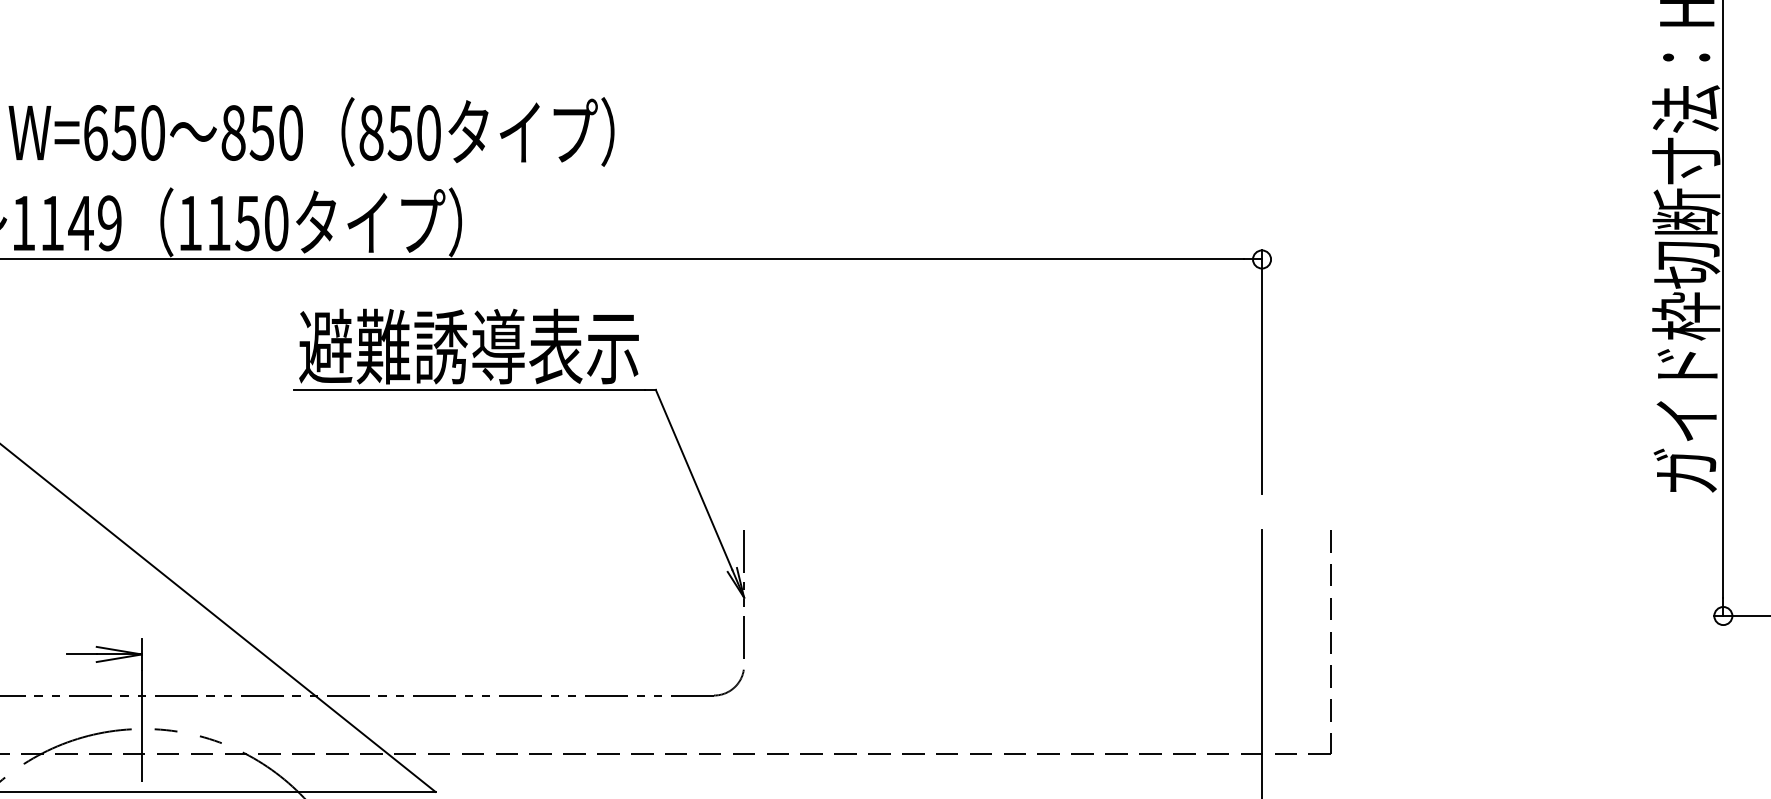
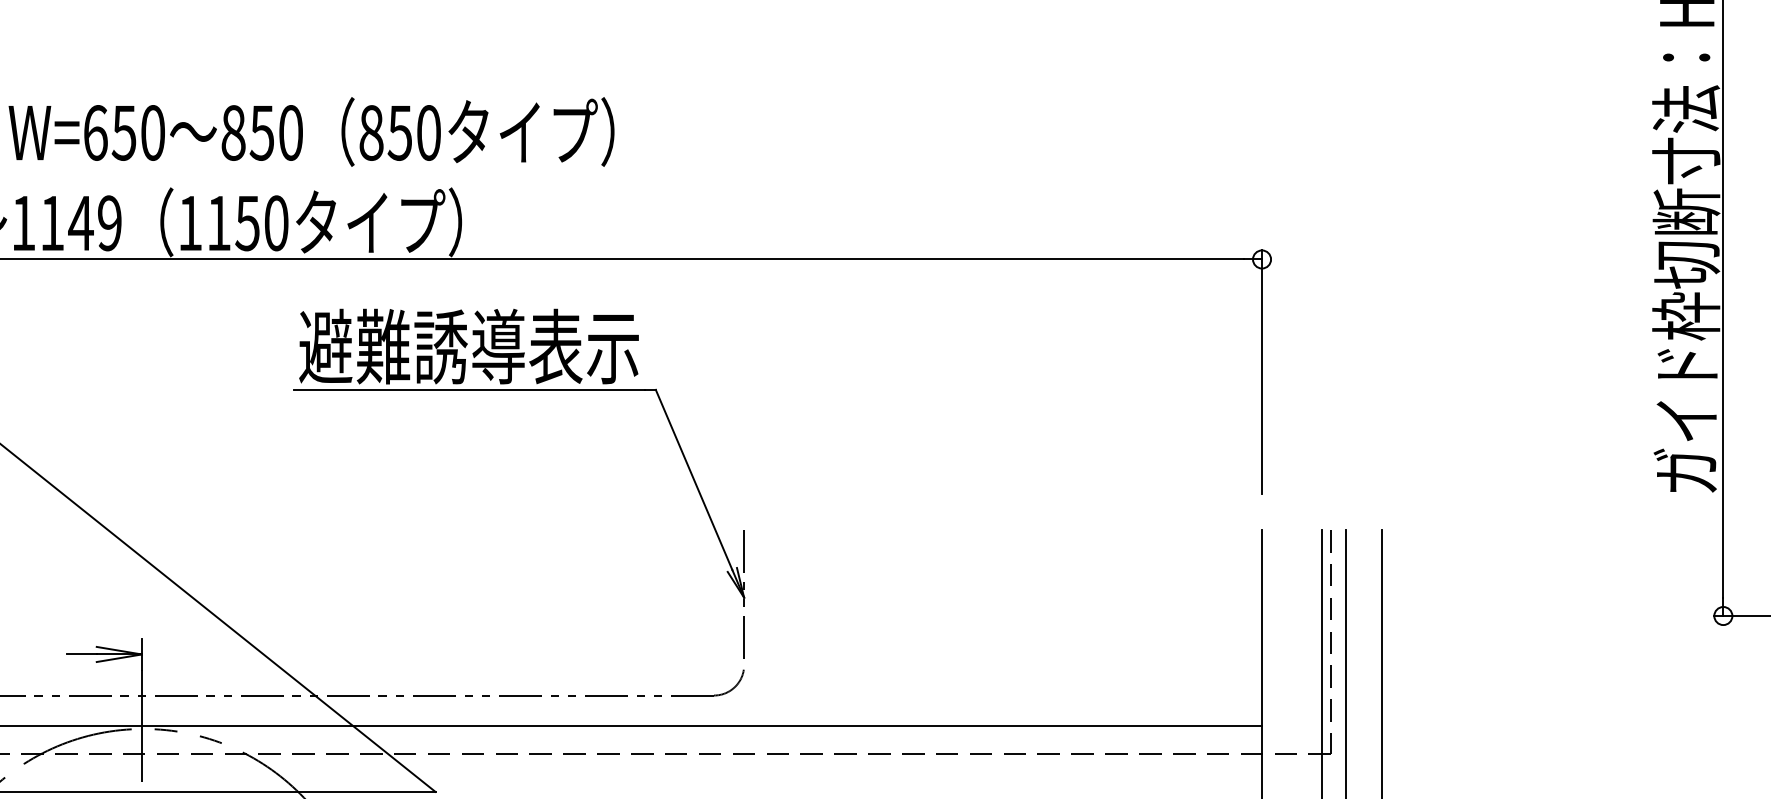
line: none -> present (1321, 662)
line: none -> present (1346, 662)
line: none -> present (1382, 662)
line: none -> present (632, 725)
